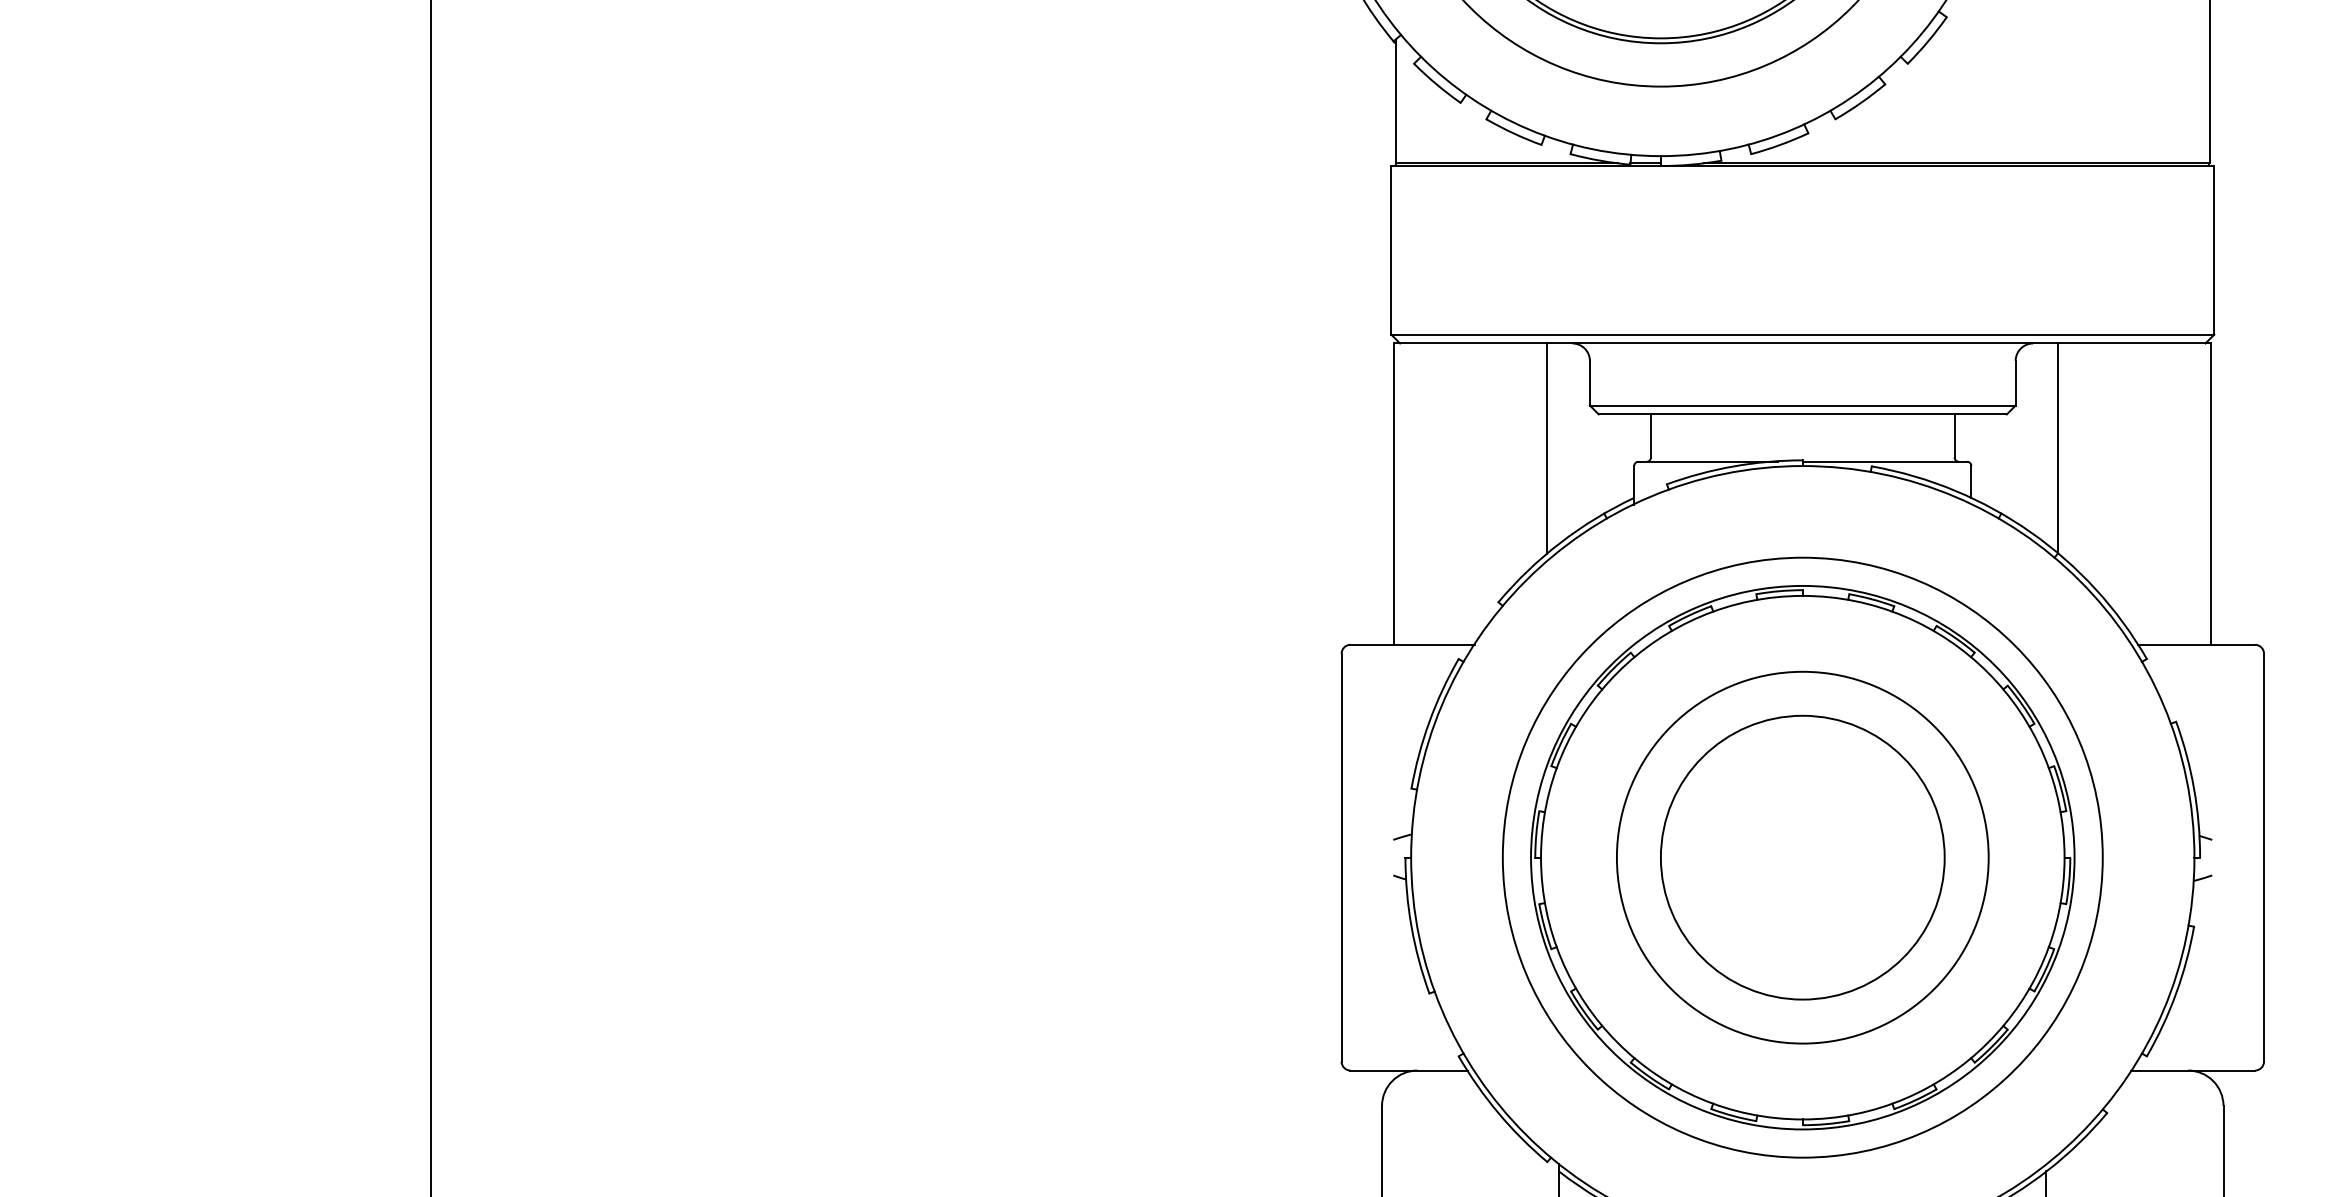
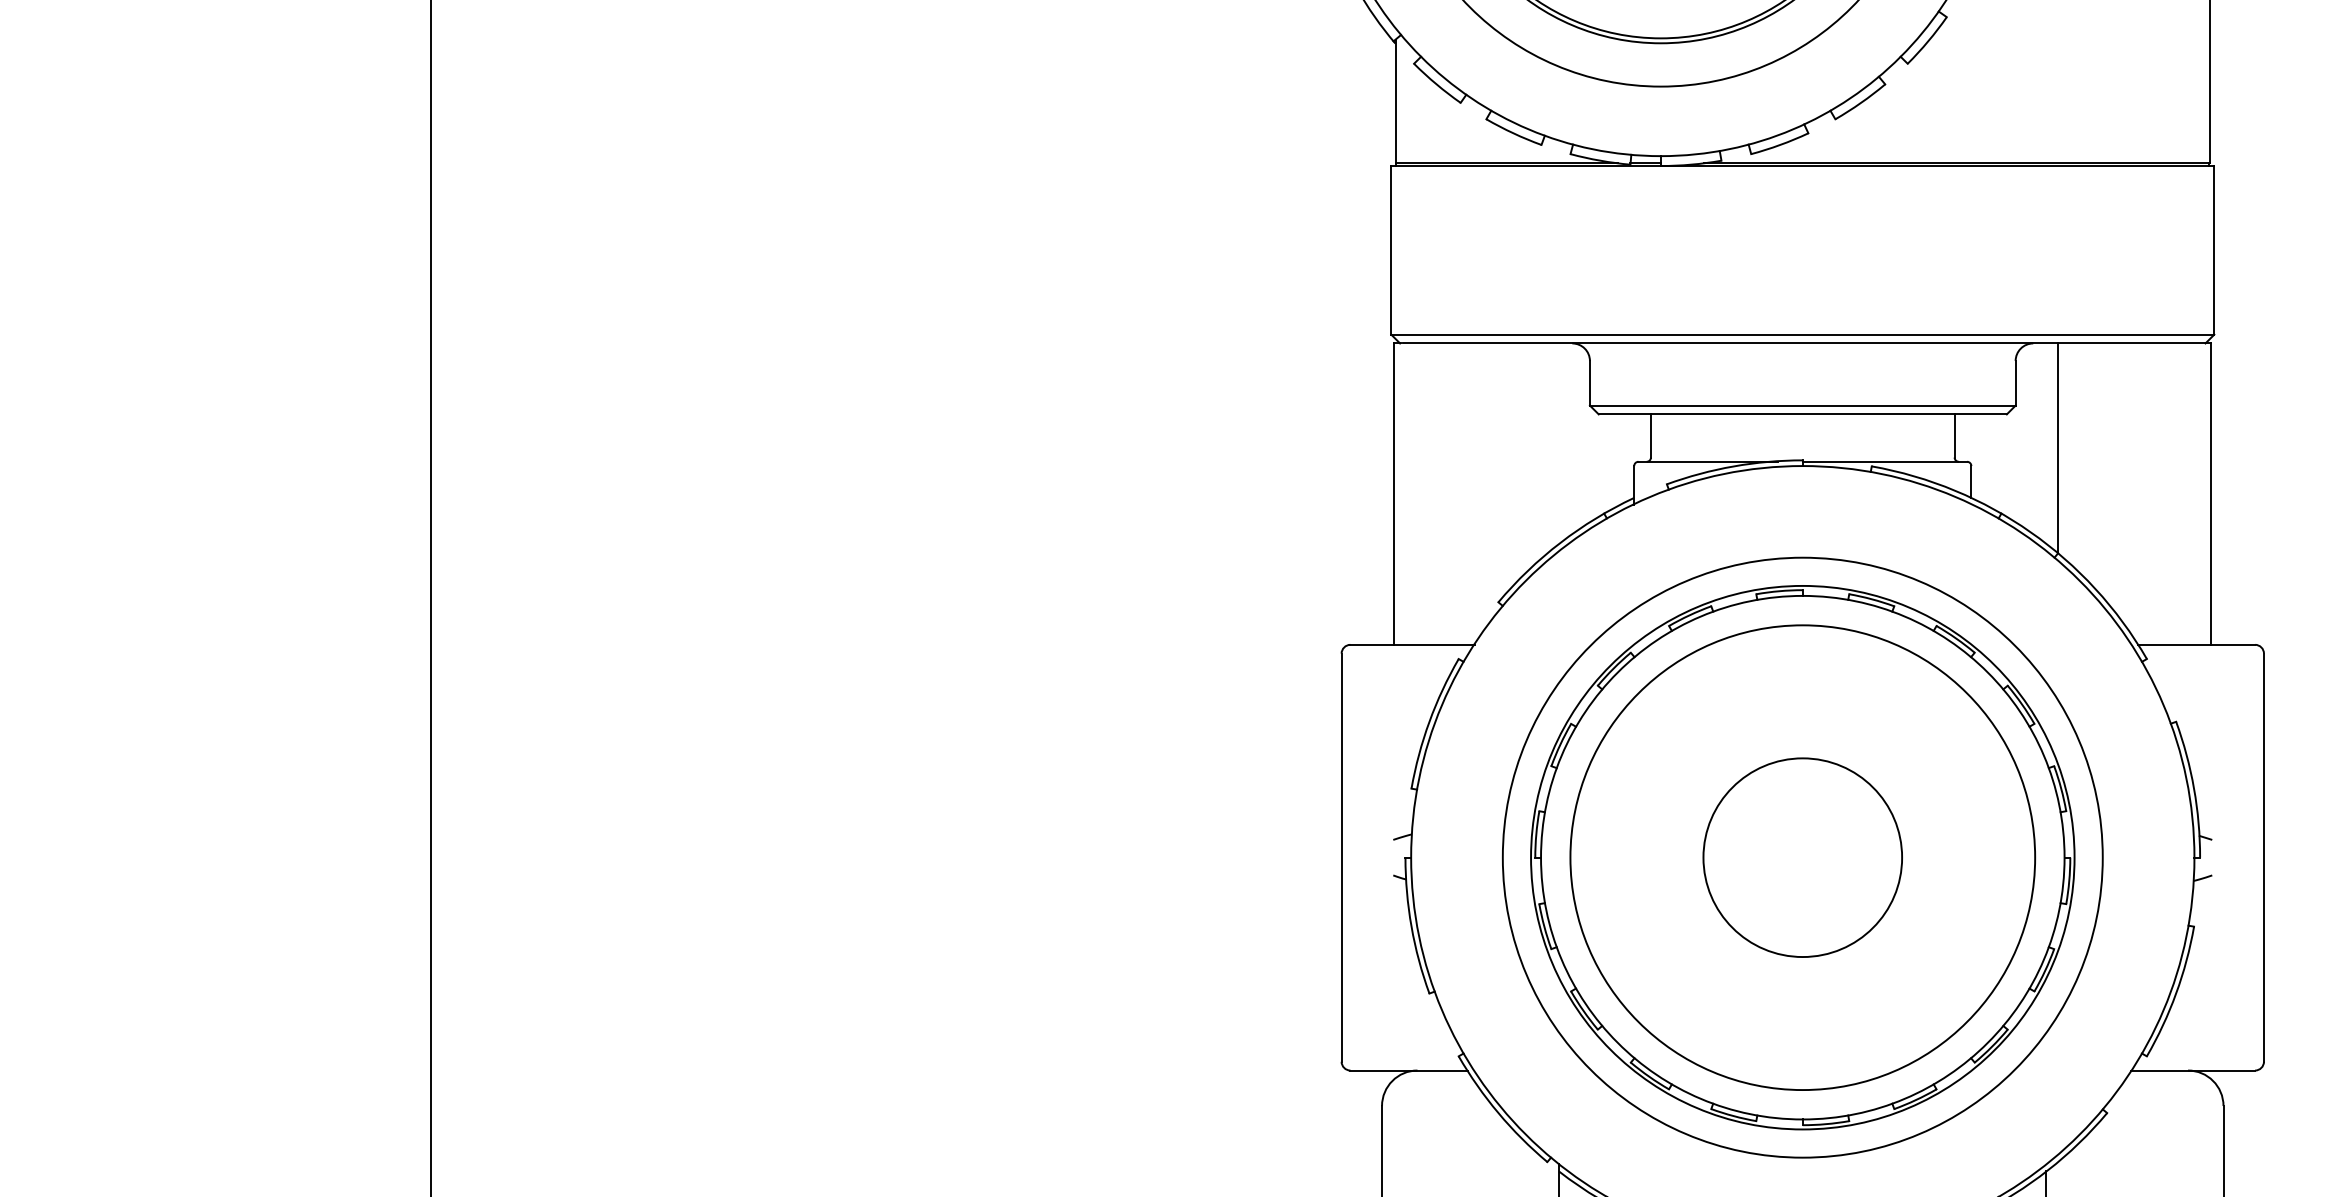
line: present -> none (1547, 448)
circle diameter: 284 px -> 199 px (1802, 857)
circle diameter: 372 px -> 465 px (1802, 857)
